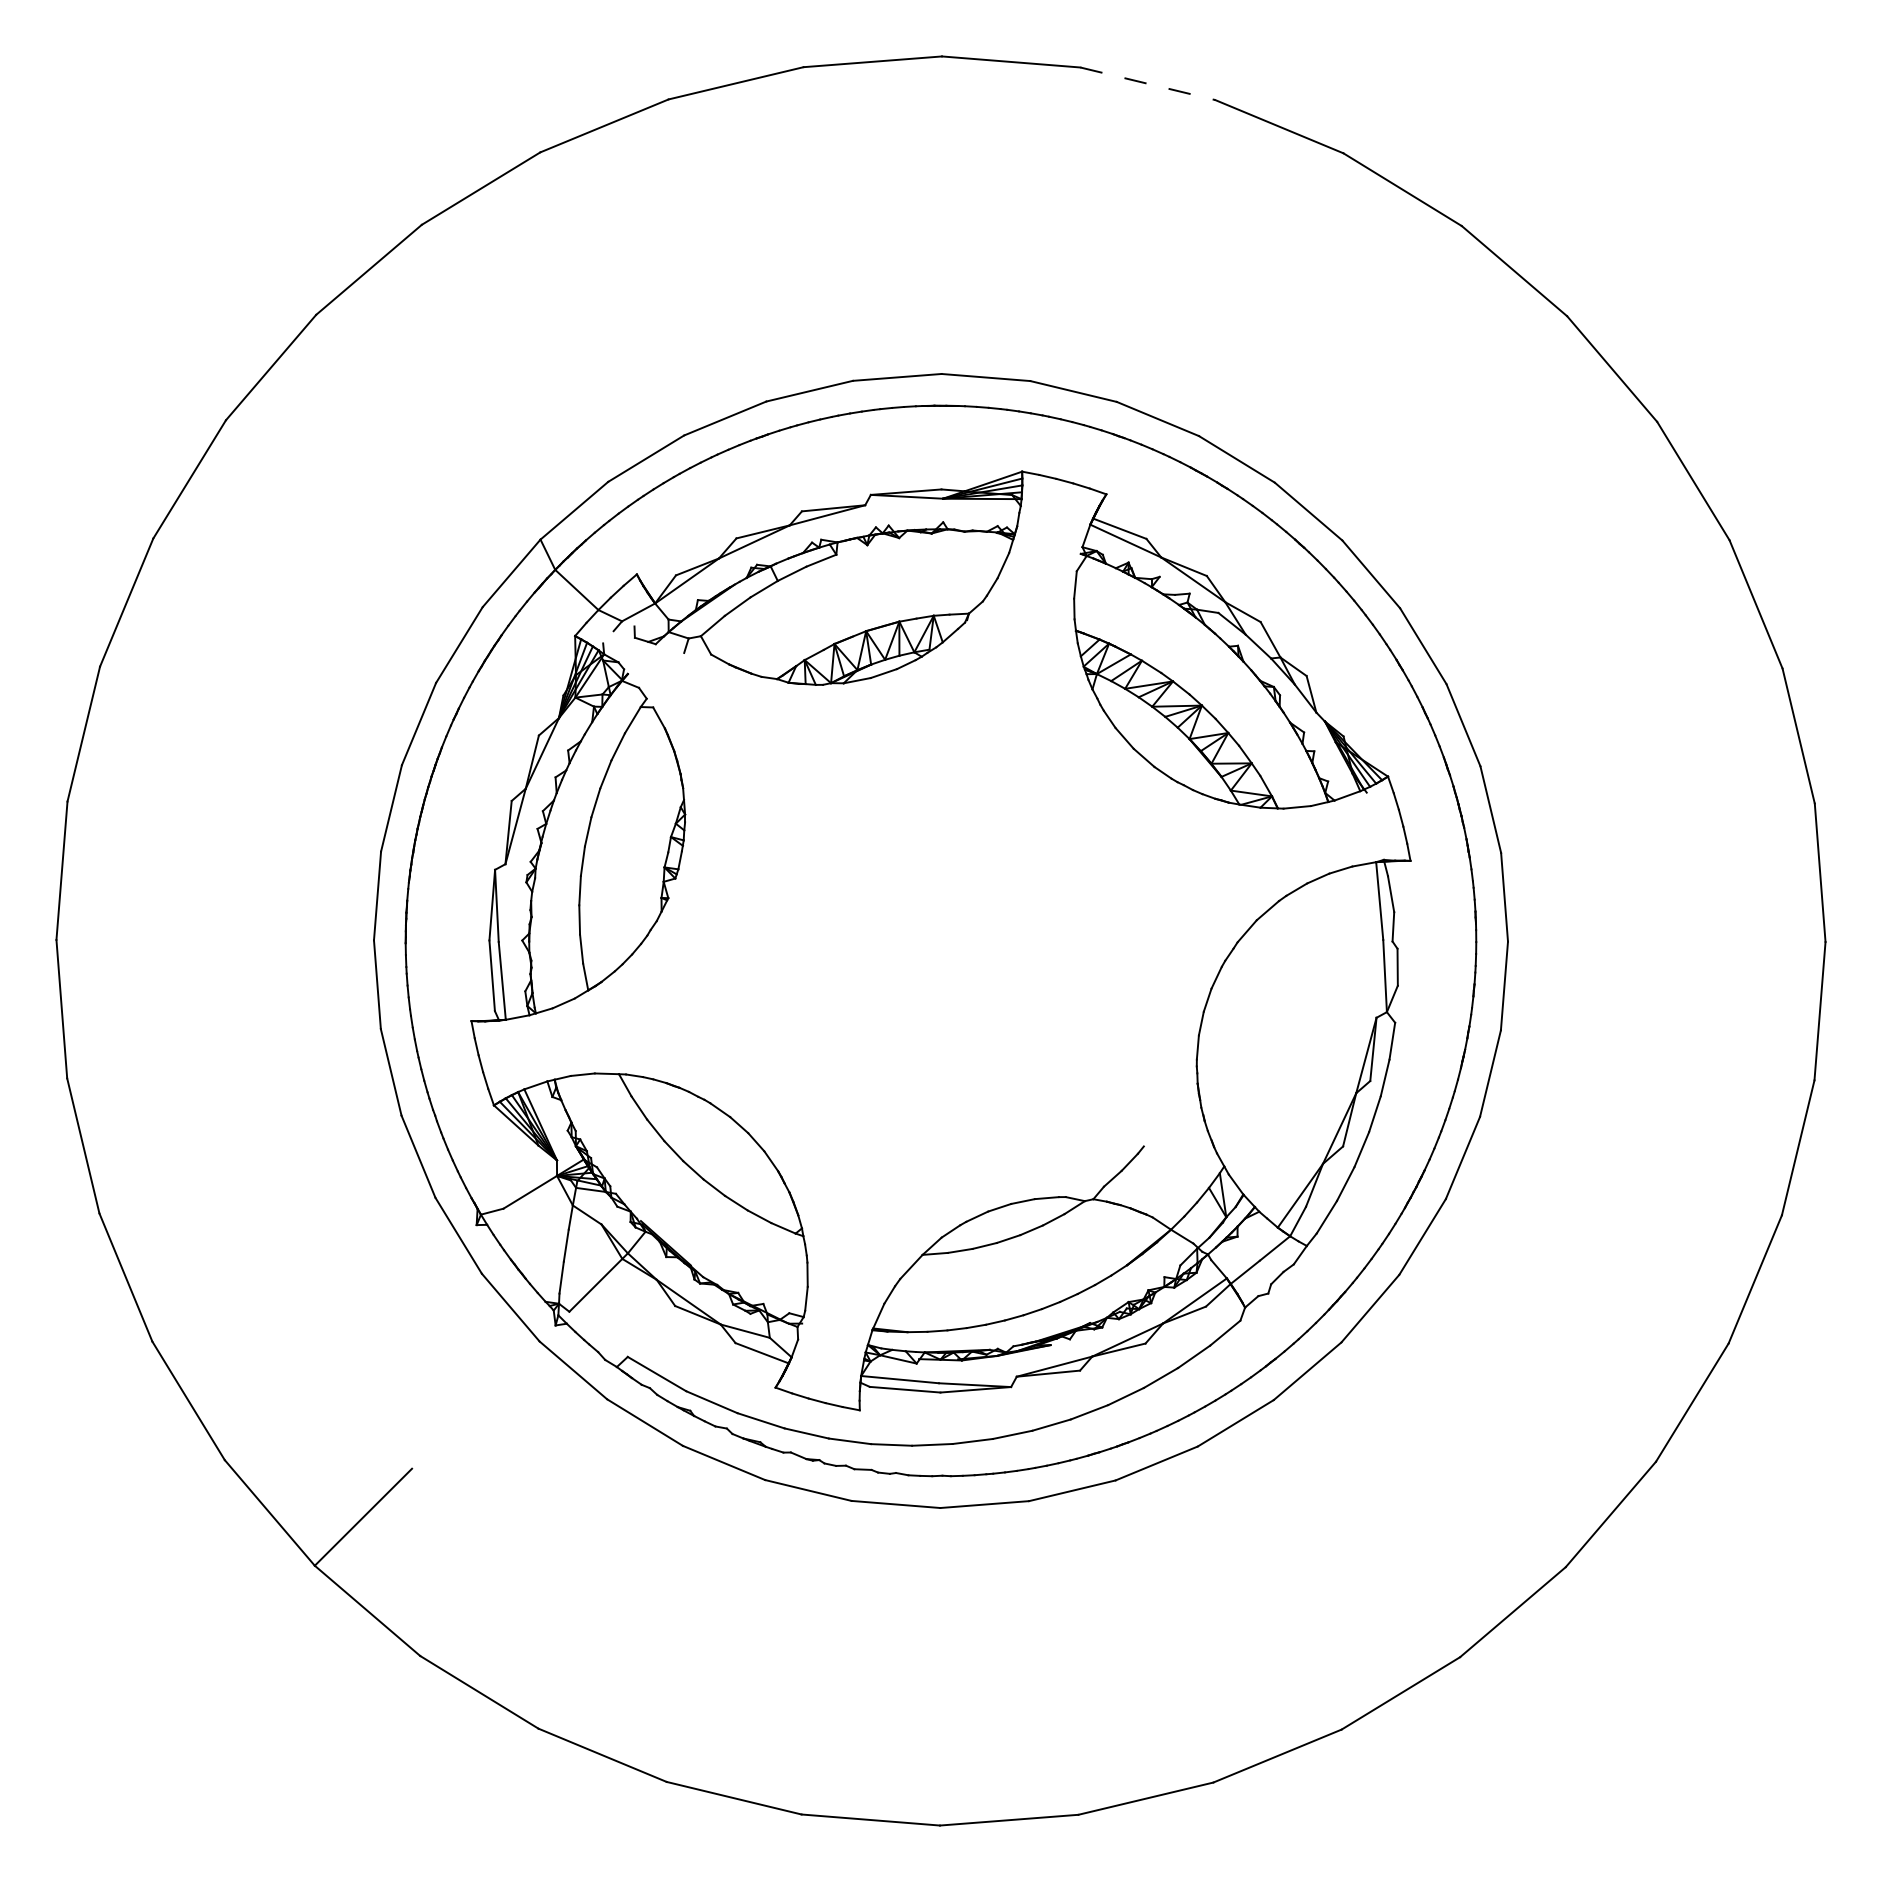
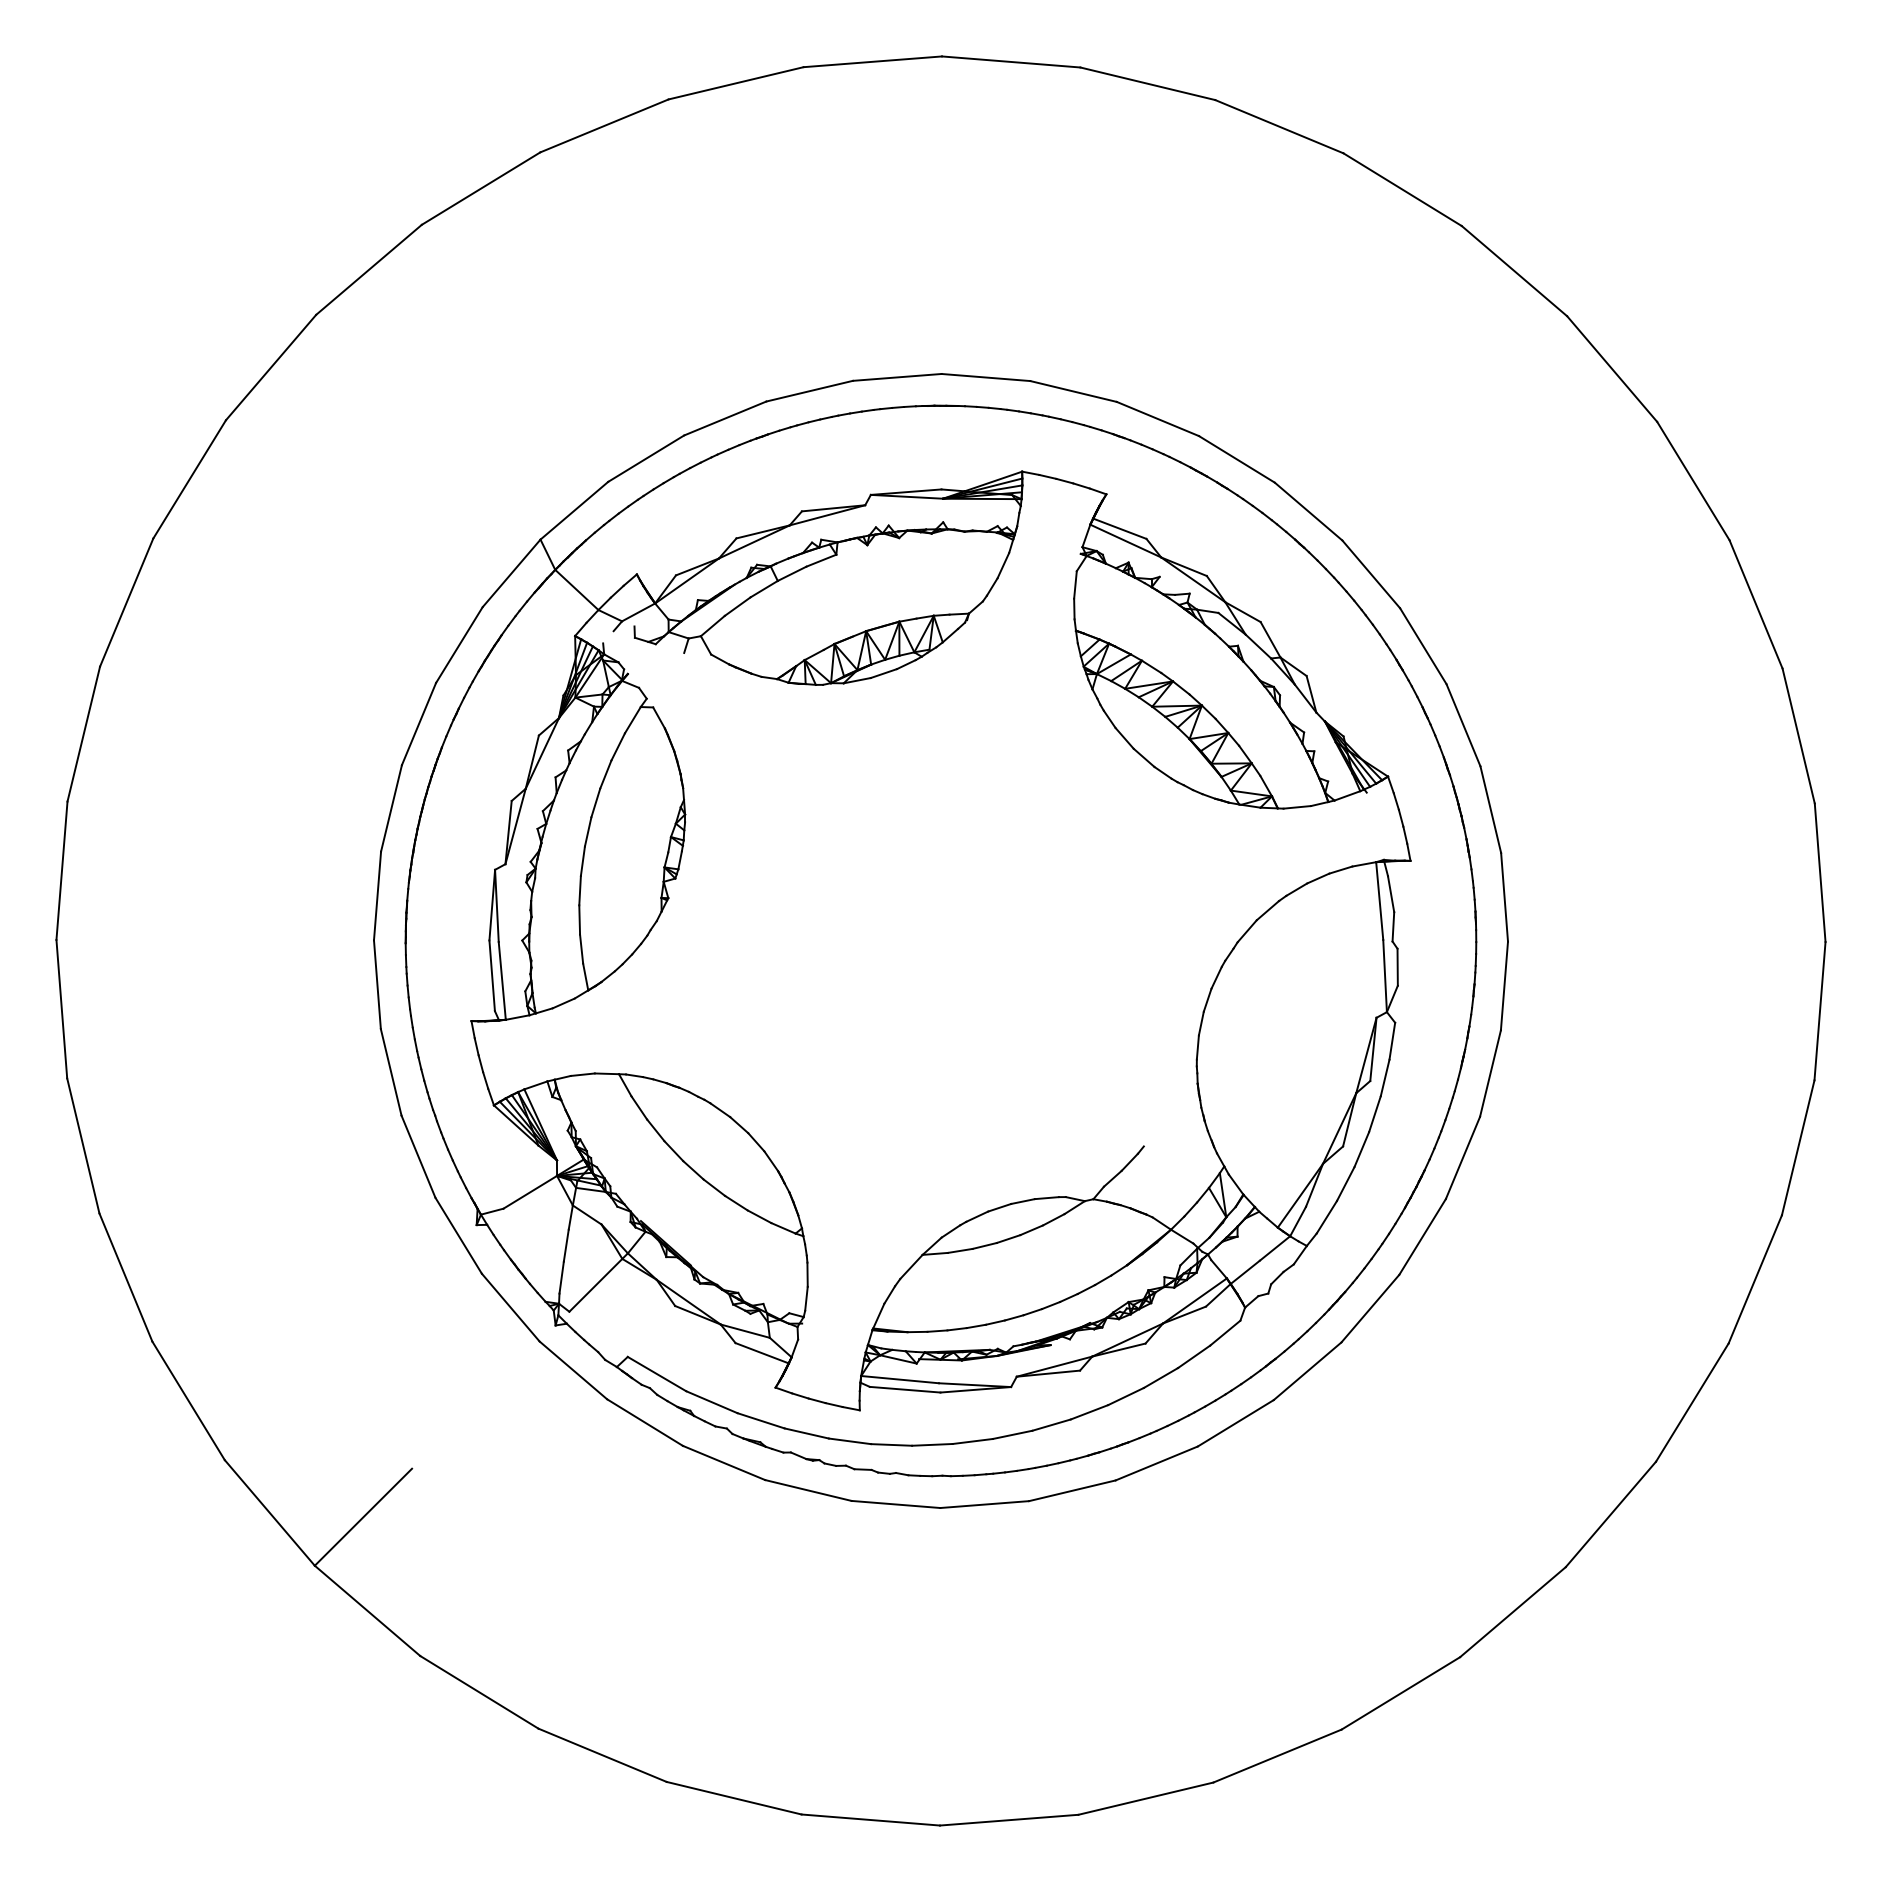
line: dashed -> solid (1148, 83)
